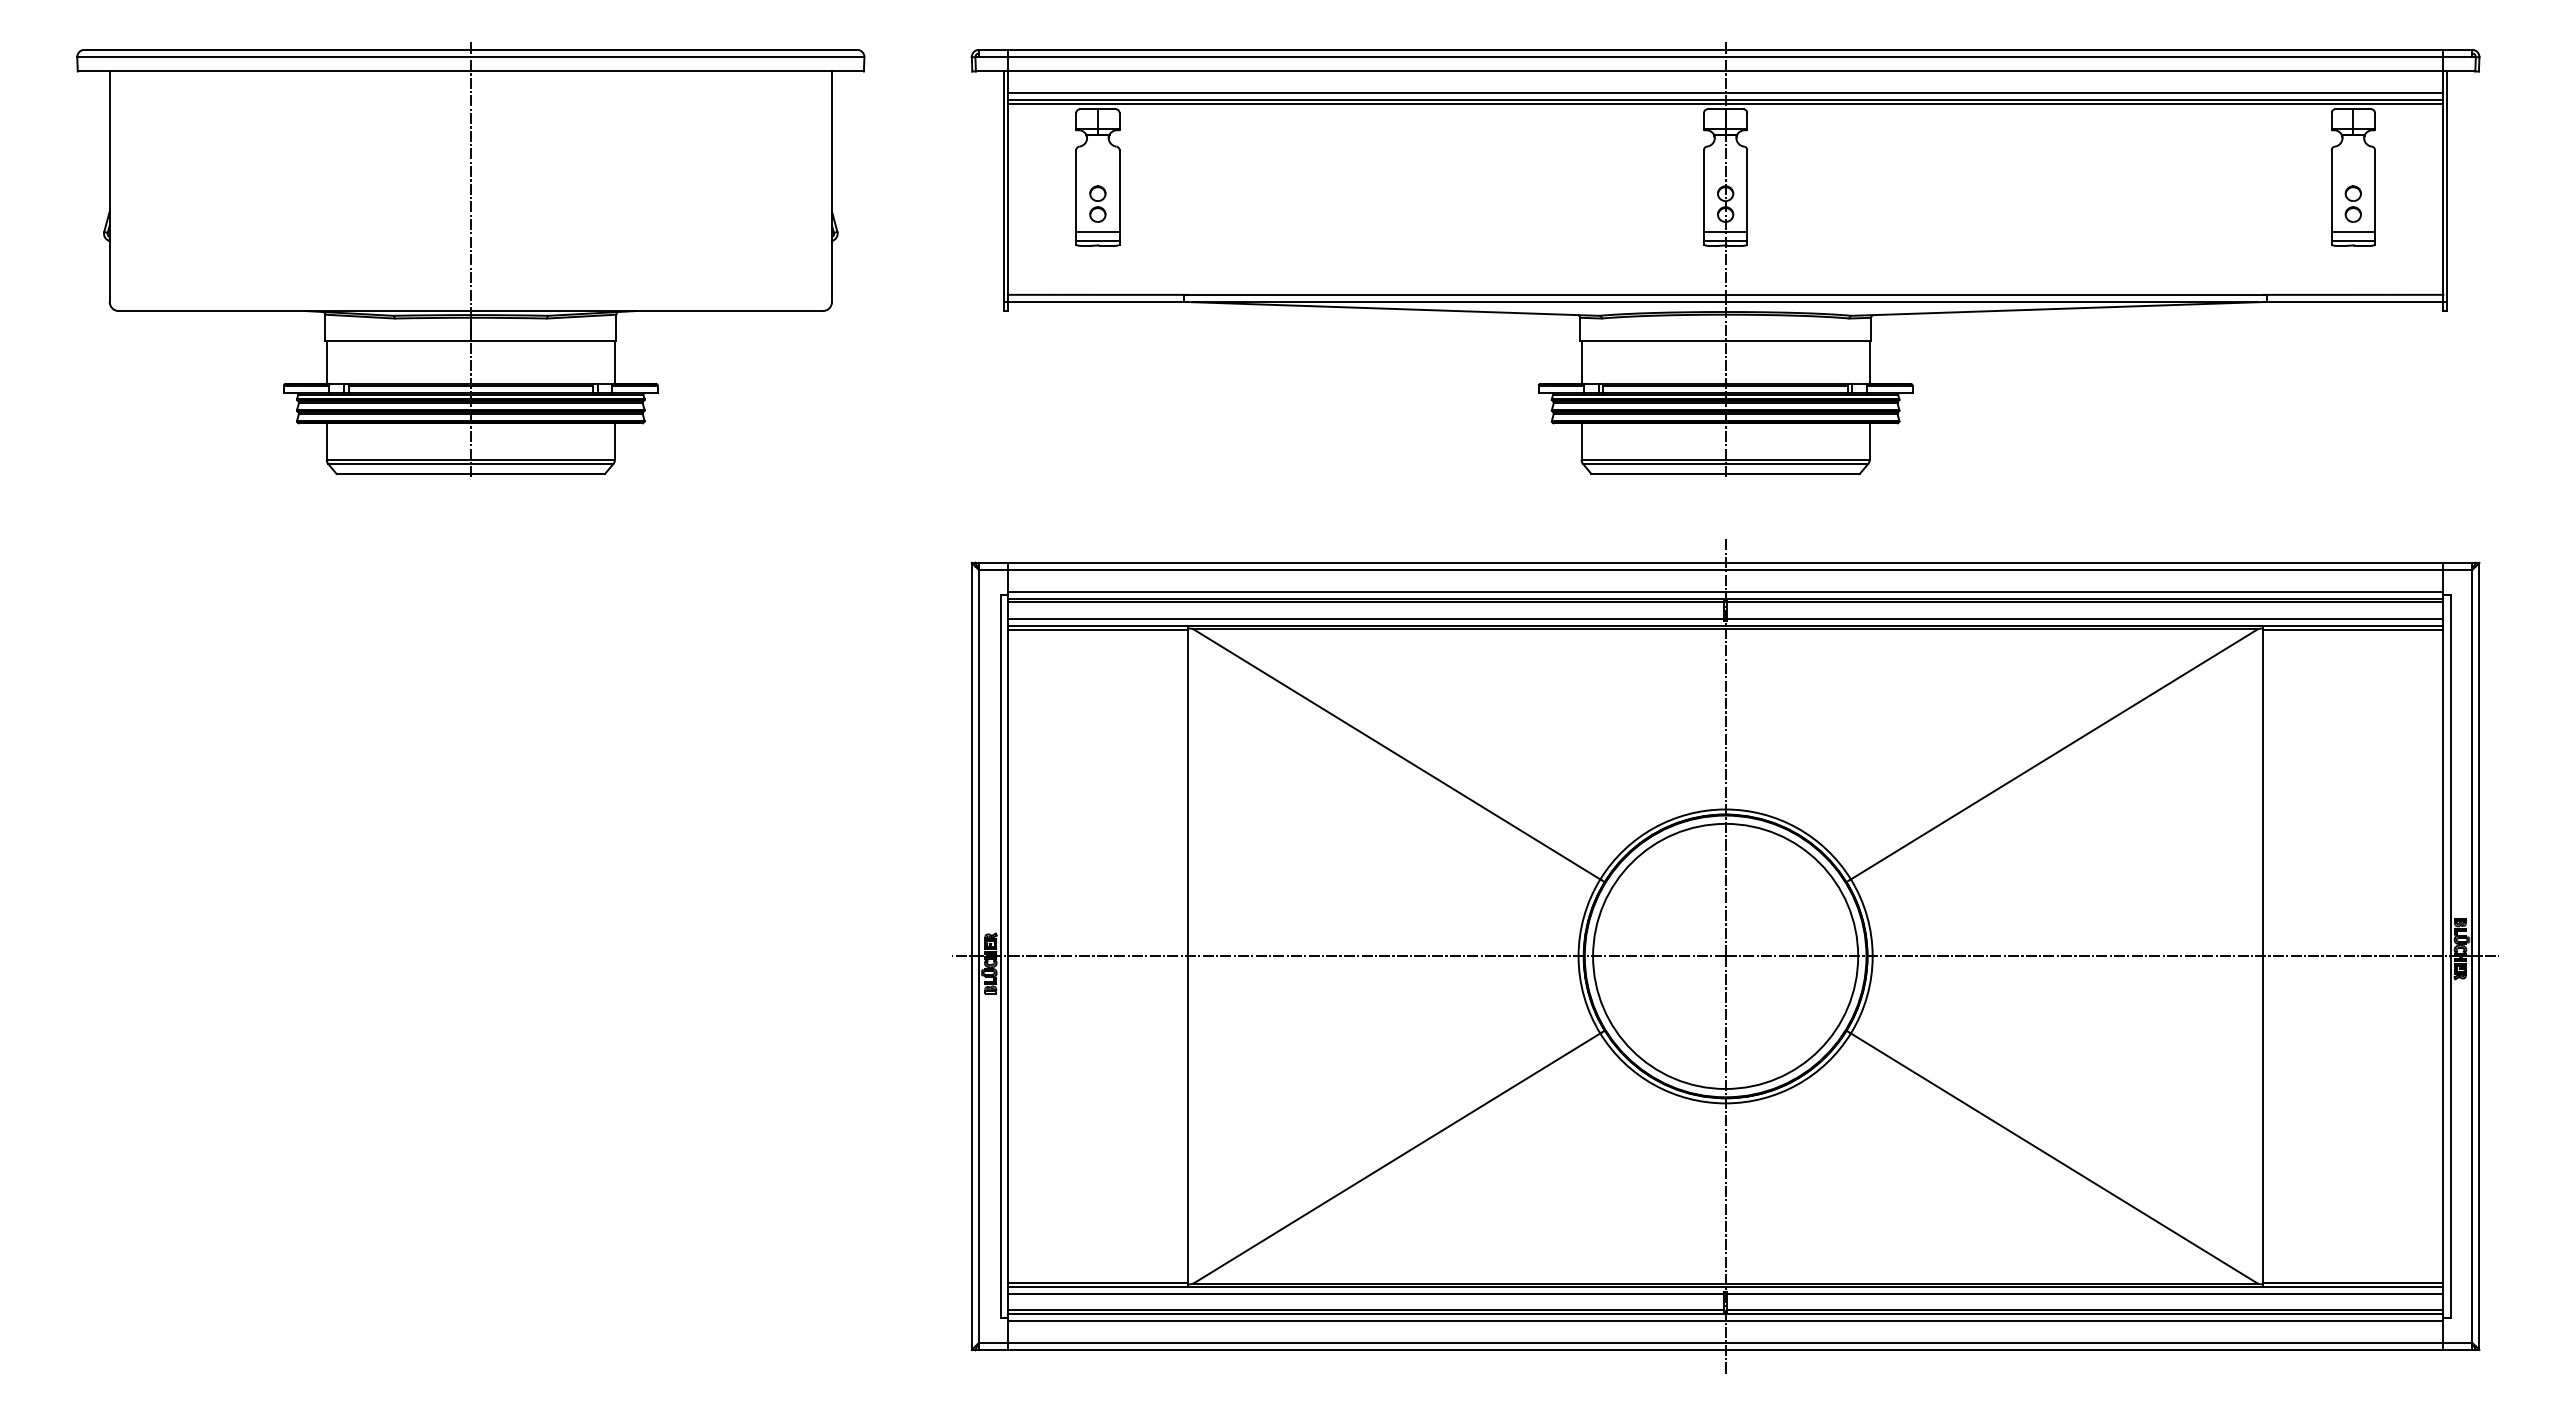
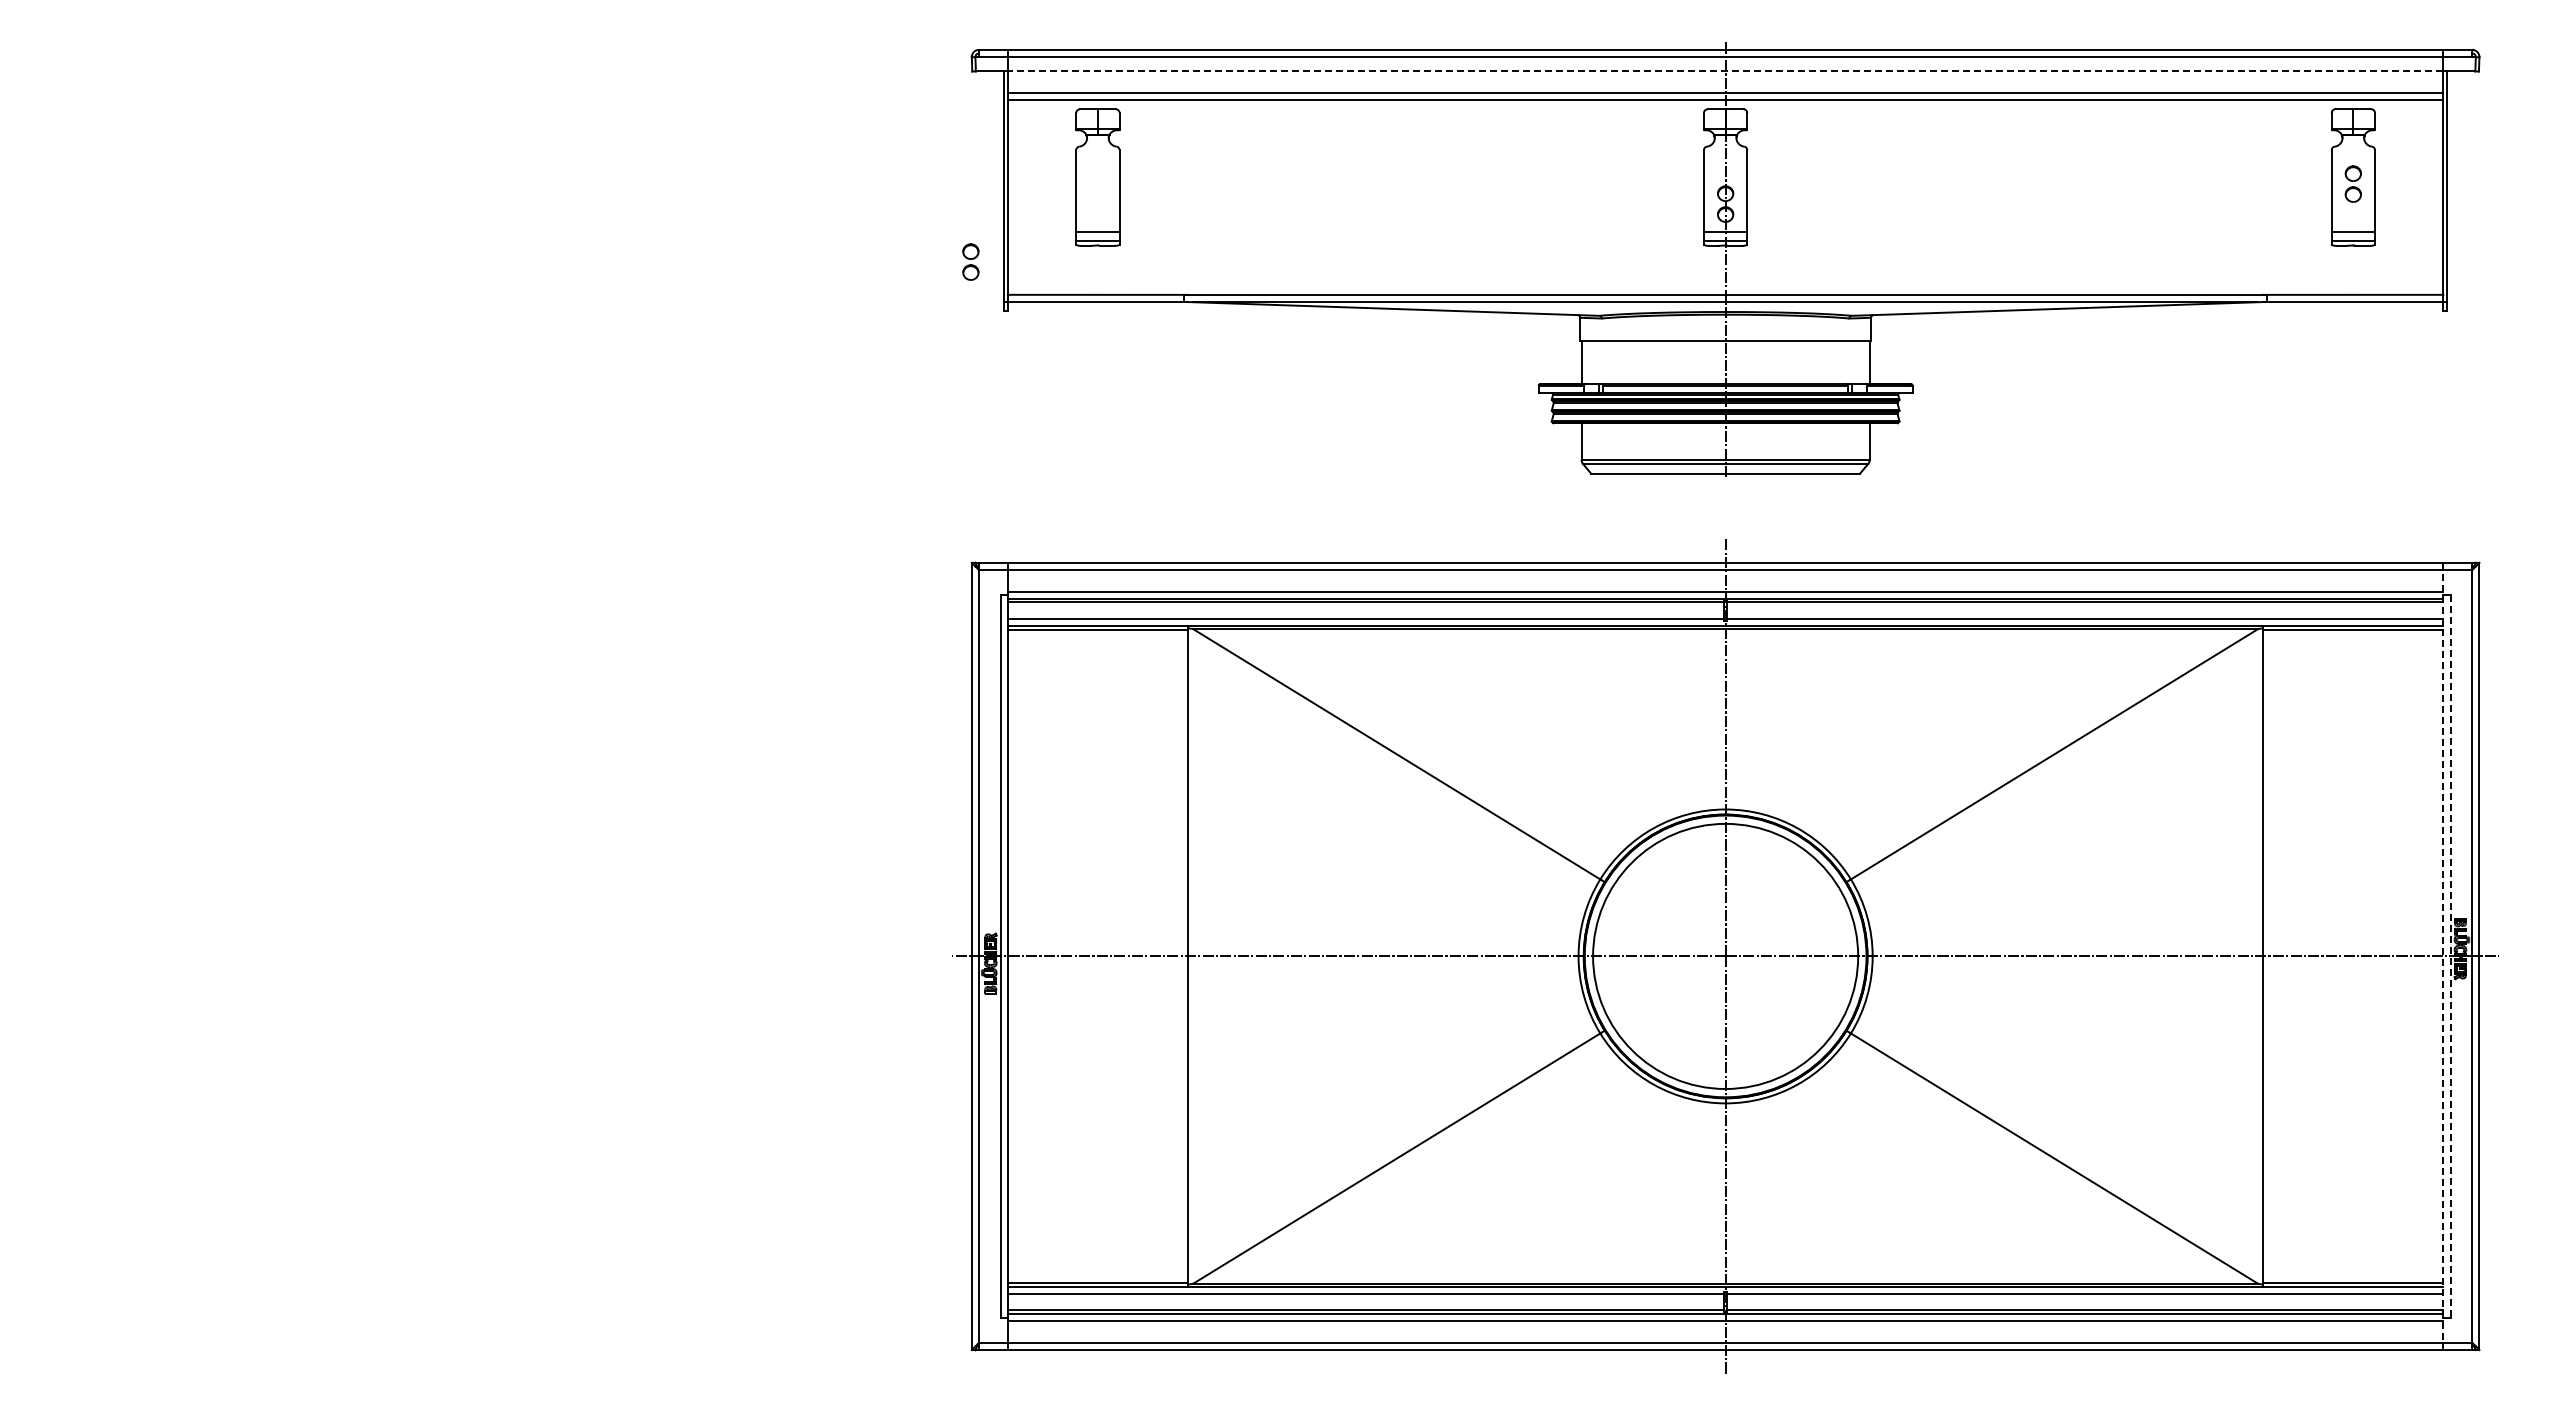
line: solid -> dashed (1725, 71)
line: present -> none (1725, 103)
part position: (1097, 203) -> (970, 261) (970, 261)
part position: (2352, 203) -> (2352, 183) (2352, 183)
part: present -> none (470, 259)
line: solid -> dashed (2443, 956)
line: solid -> dashed (2450, 956)
